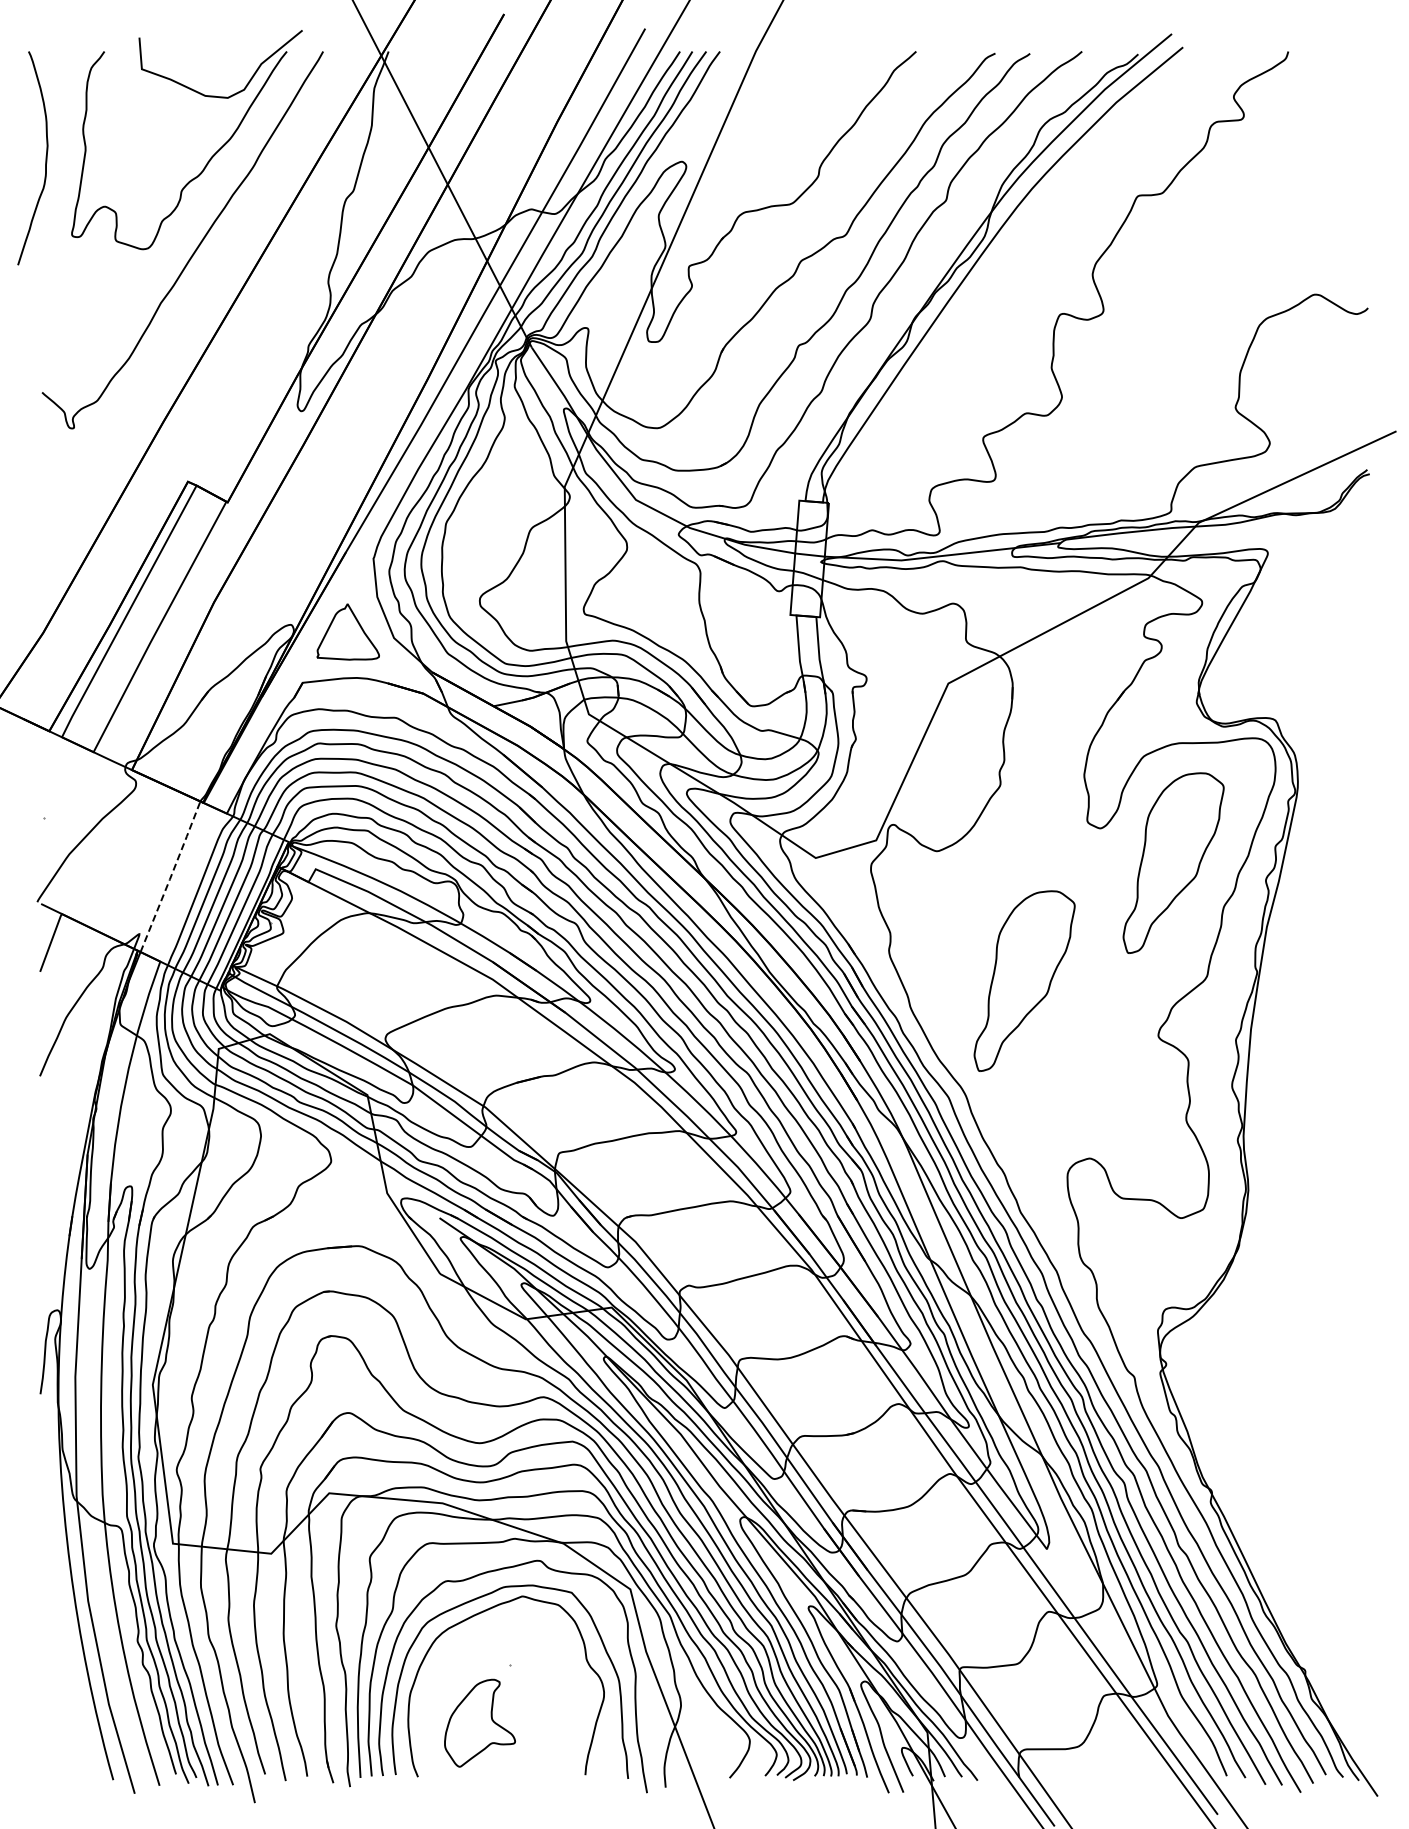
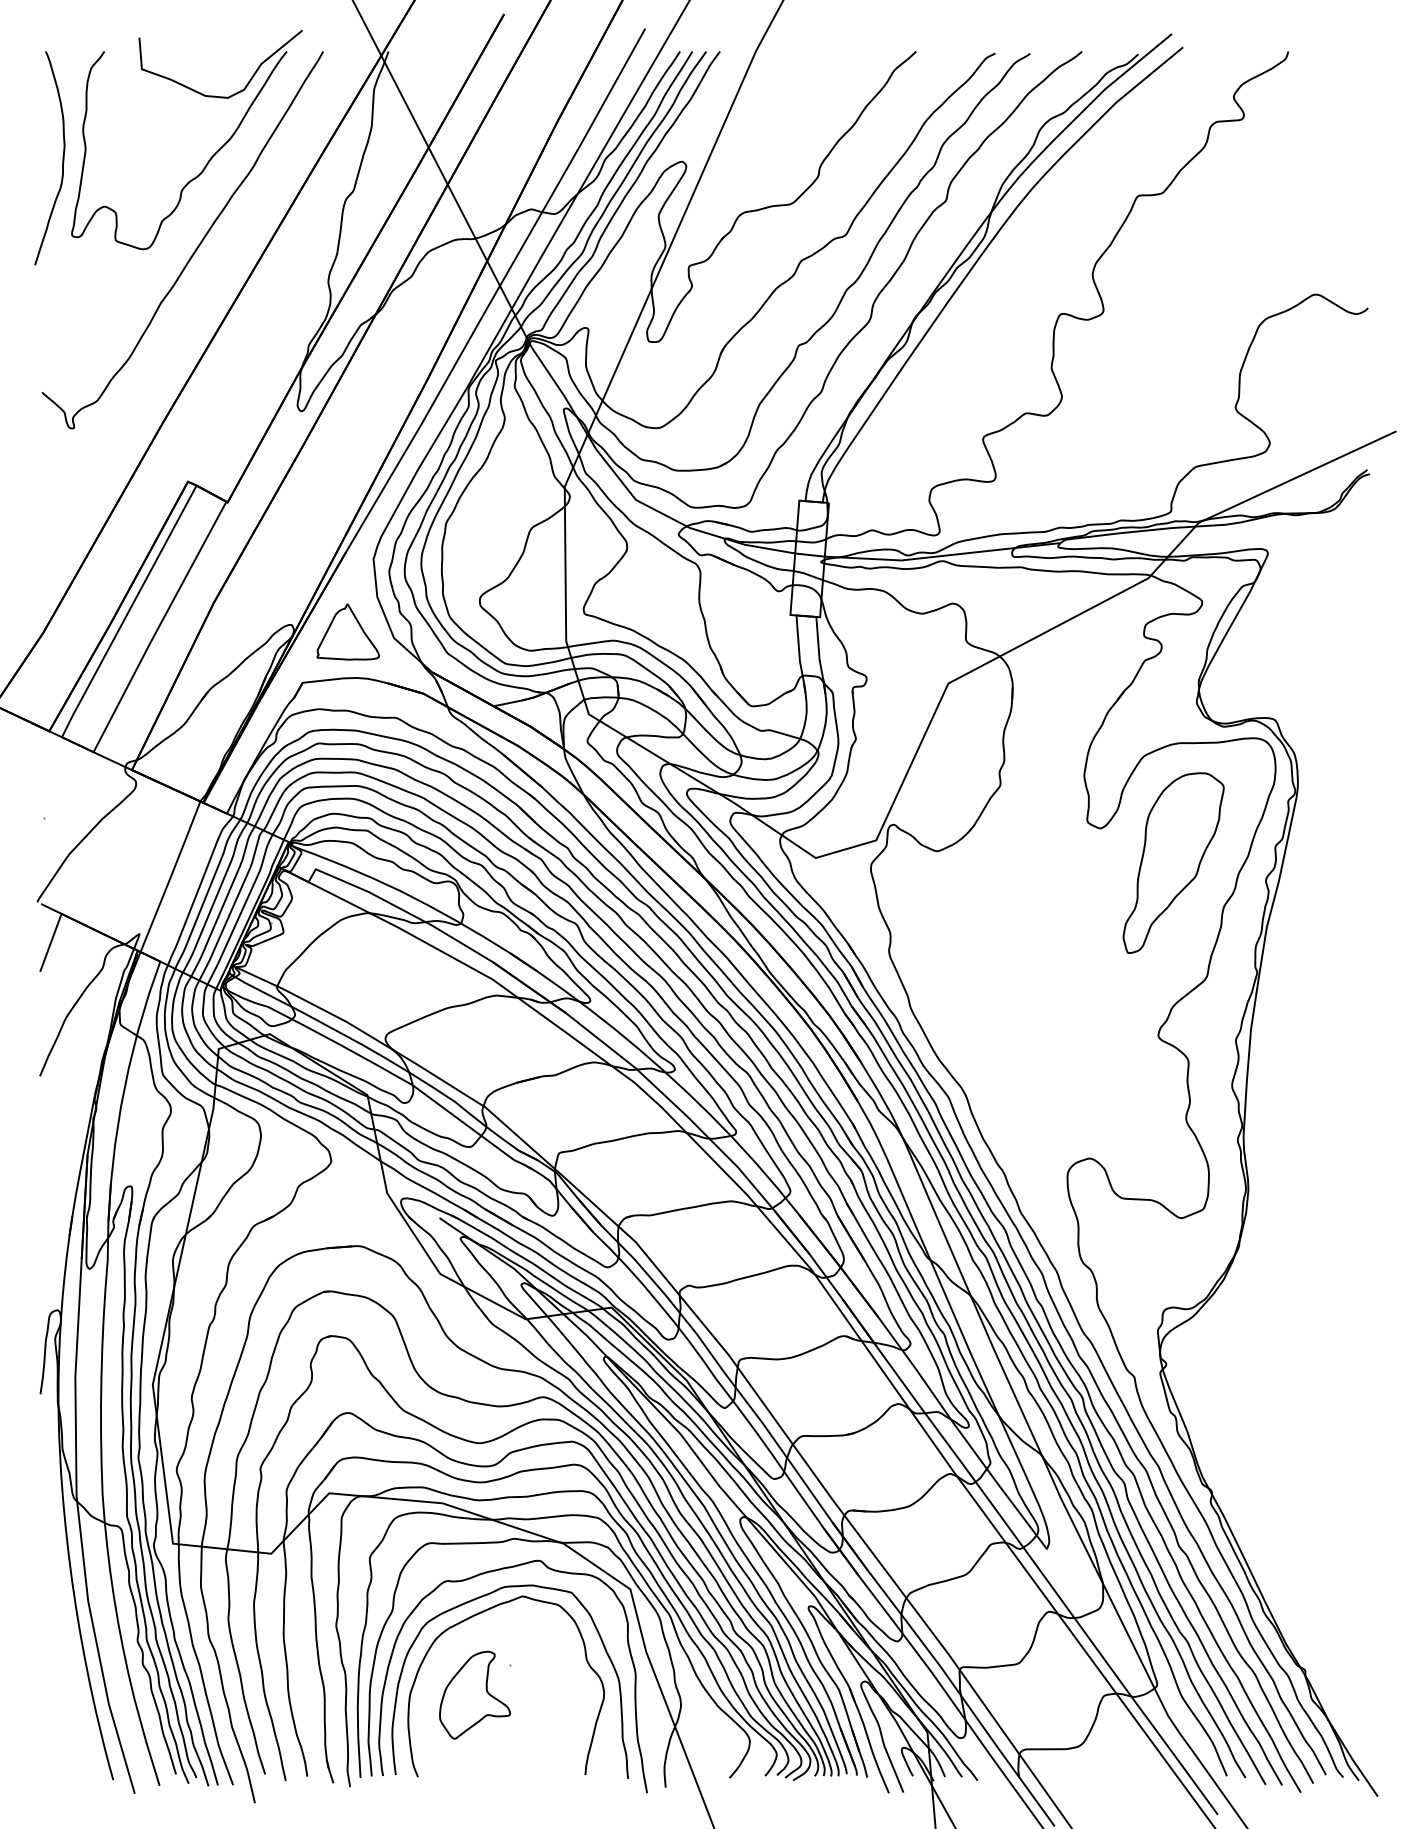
curve position: (45, 158) -> (62, 158) (62, 158)
line: dashed -> solid (170, 876)
part: present -> none (1024, 980)
part position: (479, 1722) -> (474, 1694) (474, 1694)
